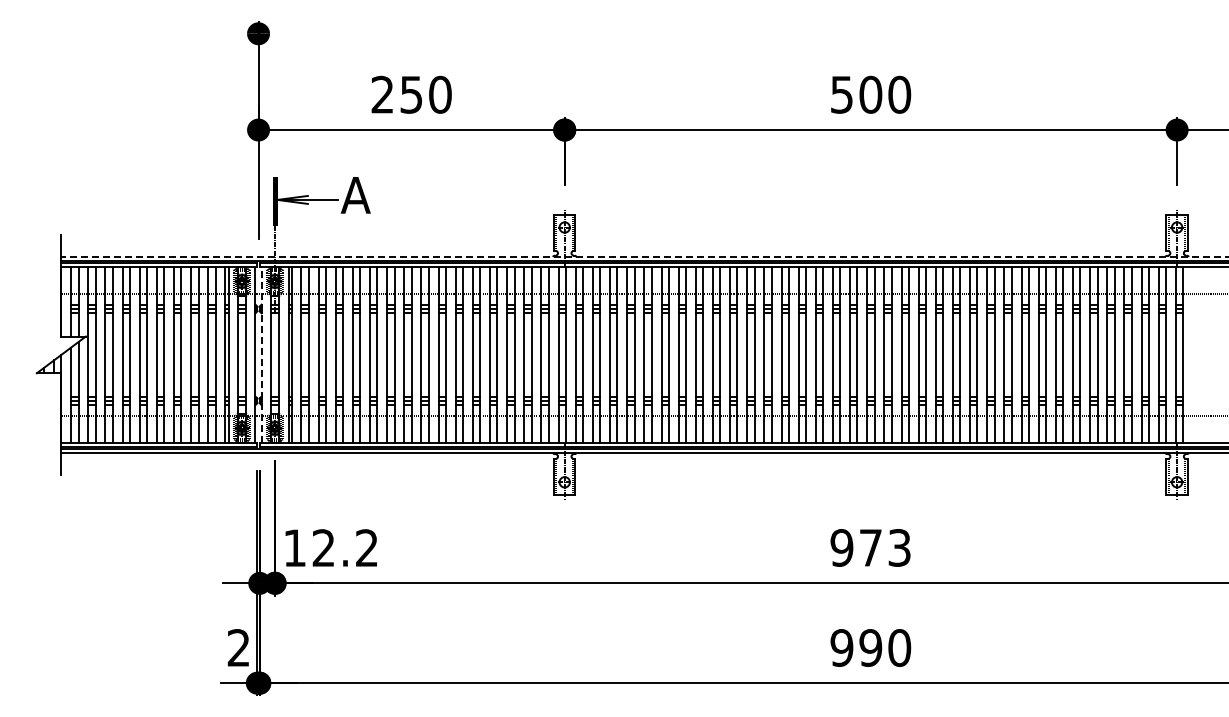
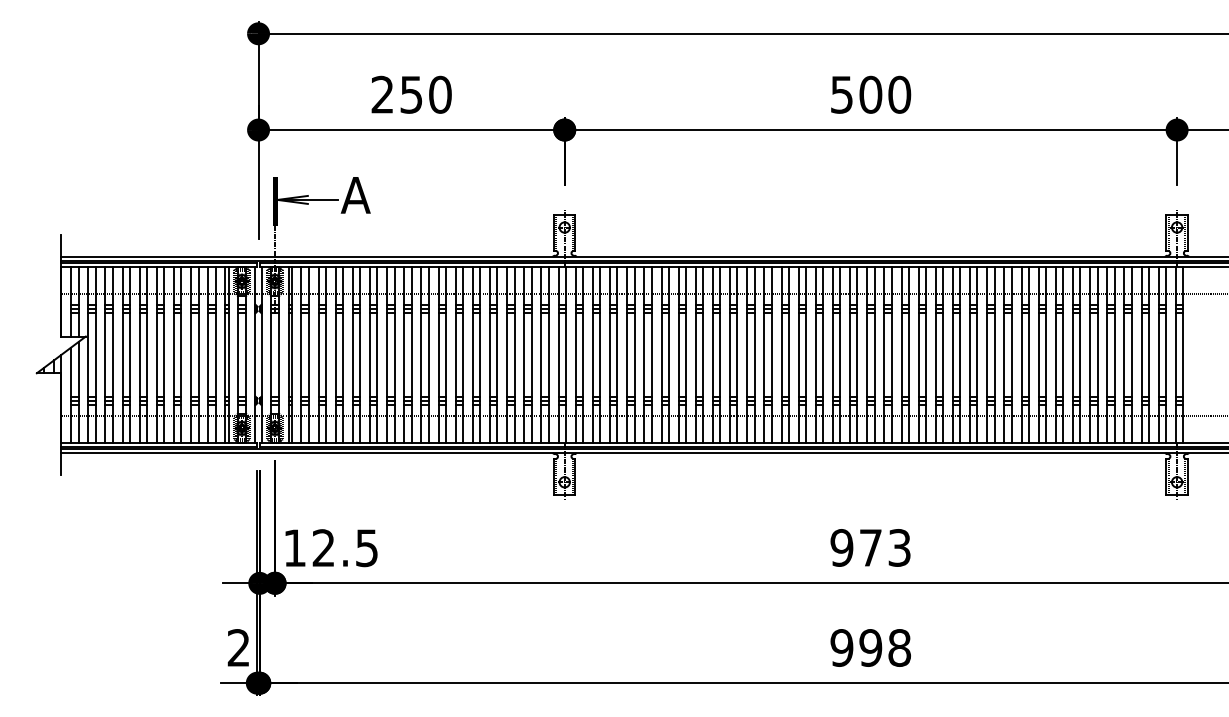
line: none -> present (741, 33)
line: dashed -> solid (644, 256)
line: dashed -> solid (261, 354)
text: 12.2 -> 12.5 (366, 548)
text: 990 -> 998 (899, 647)
